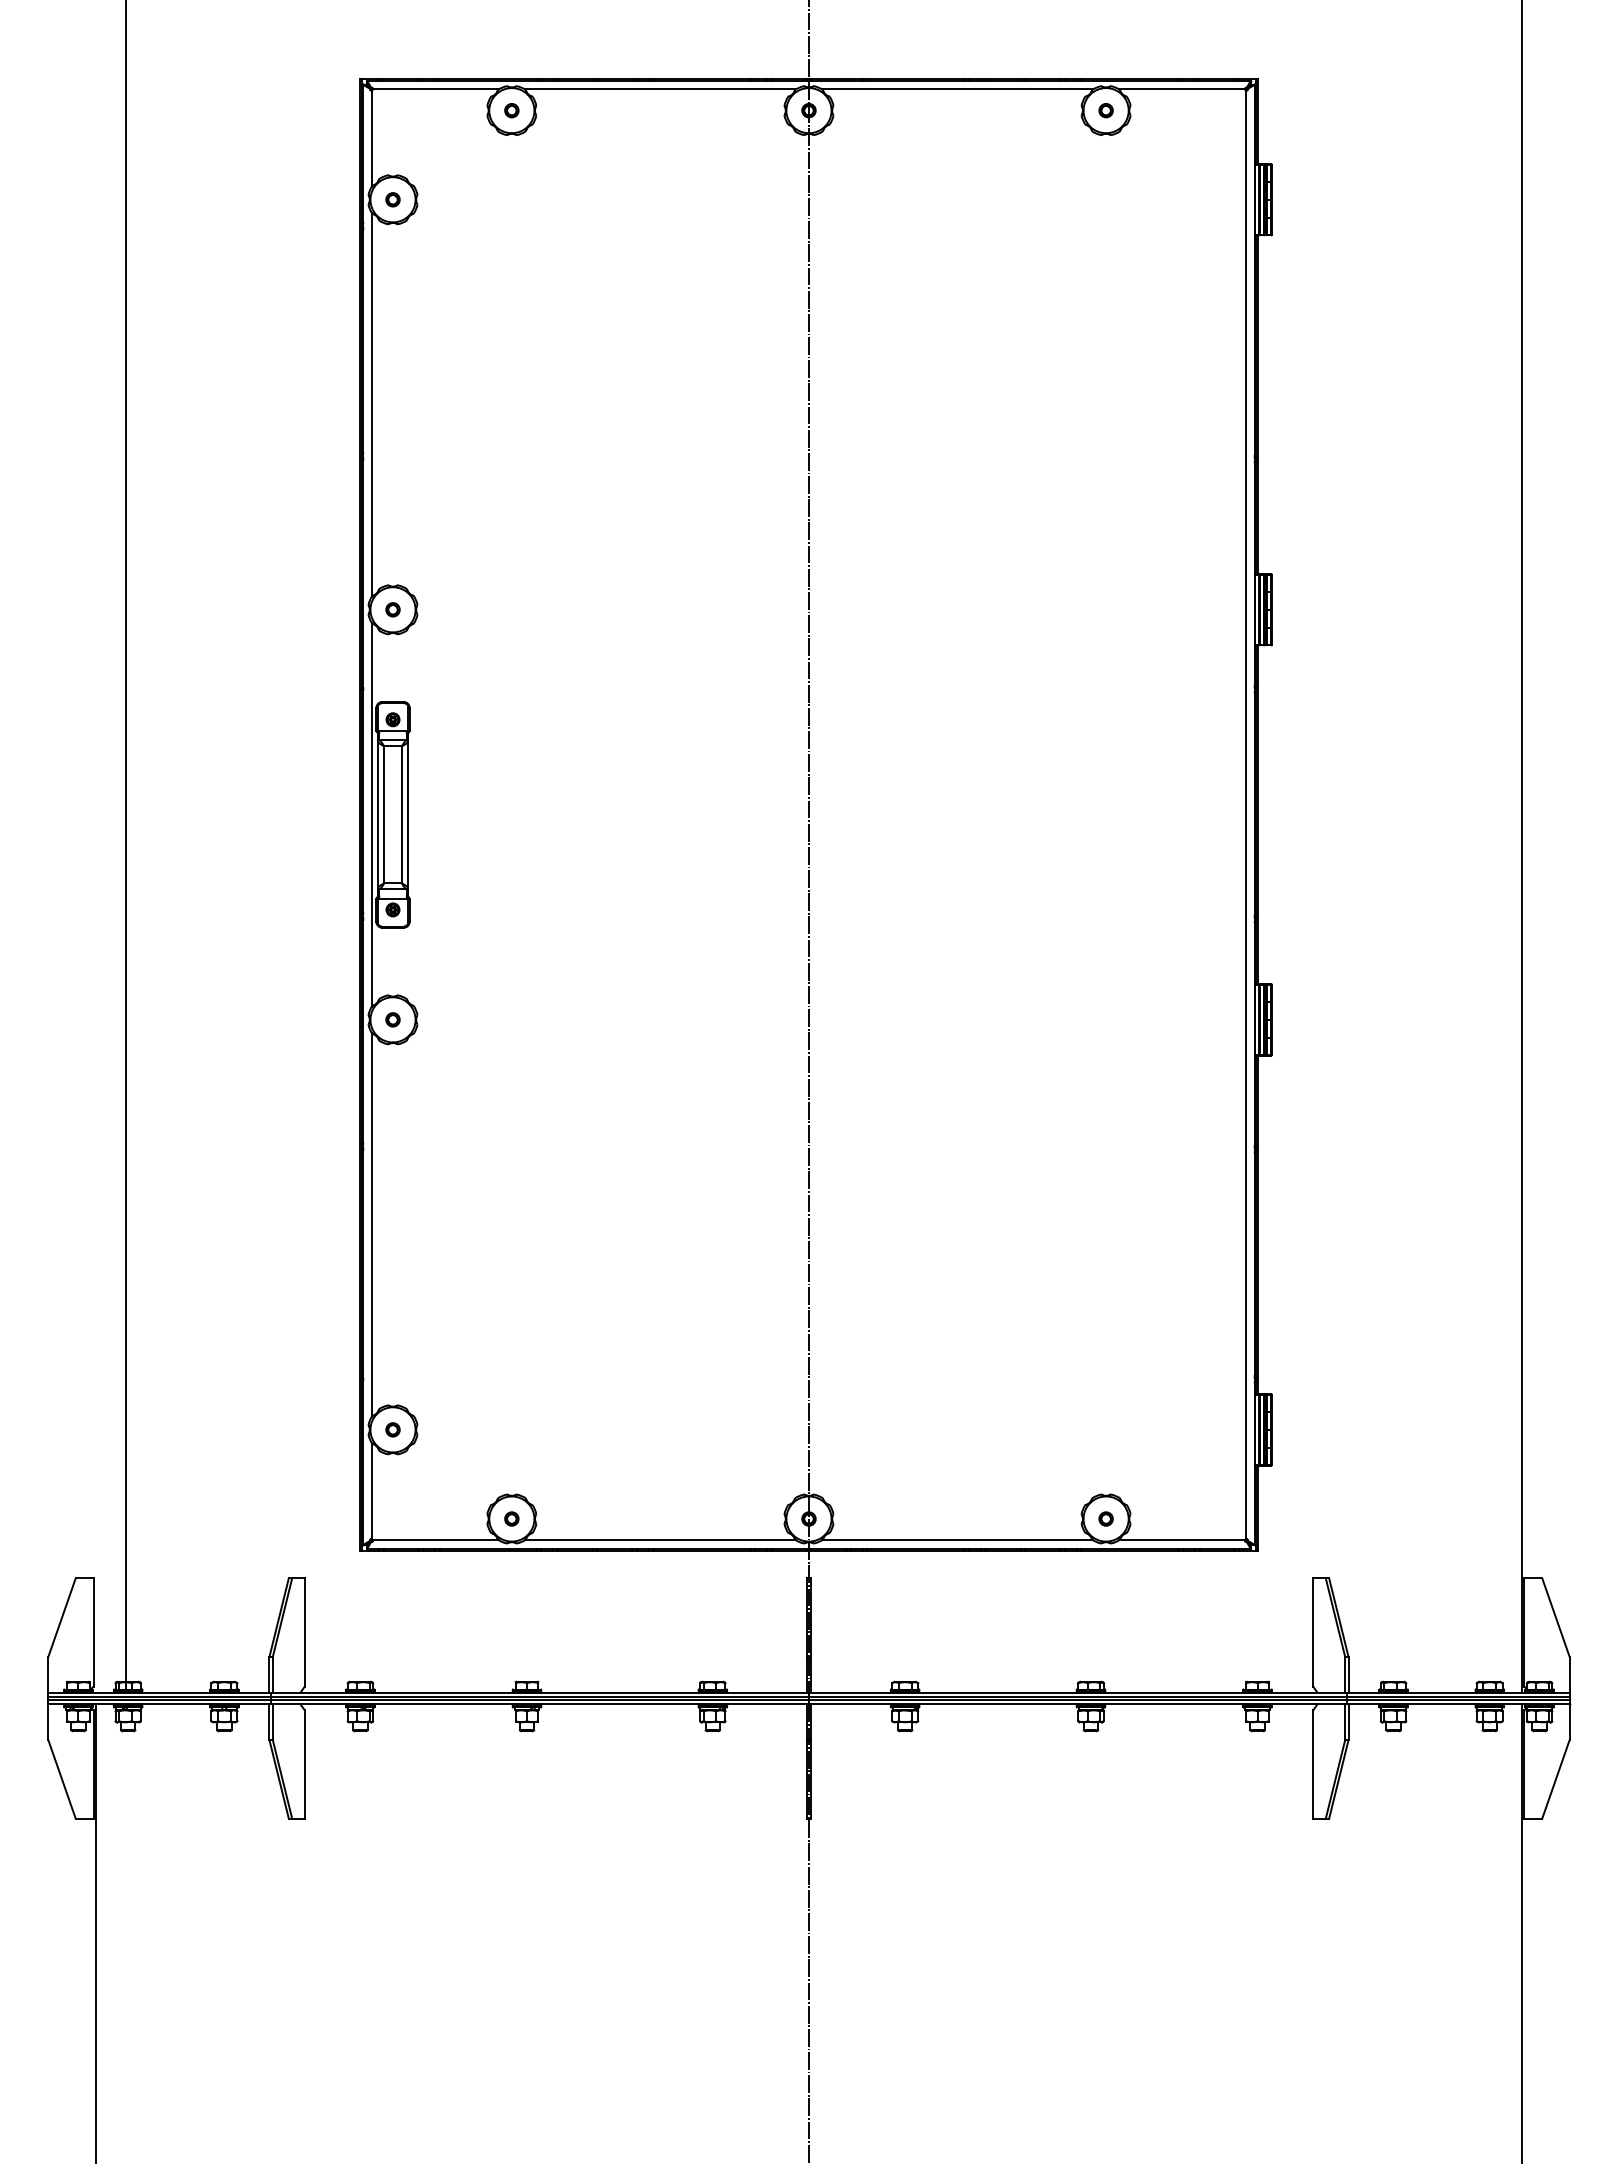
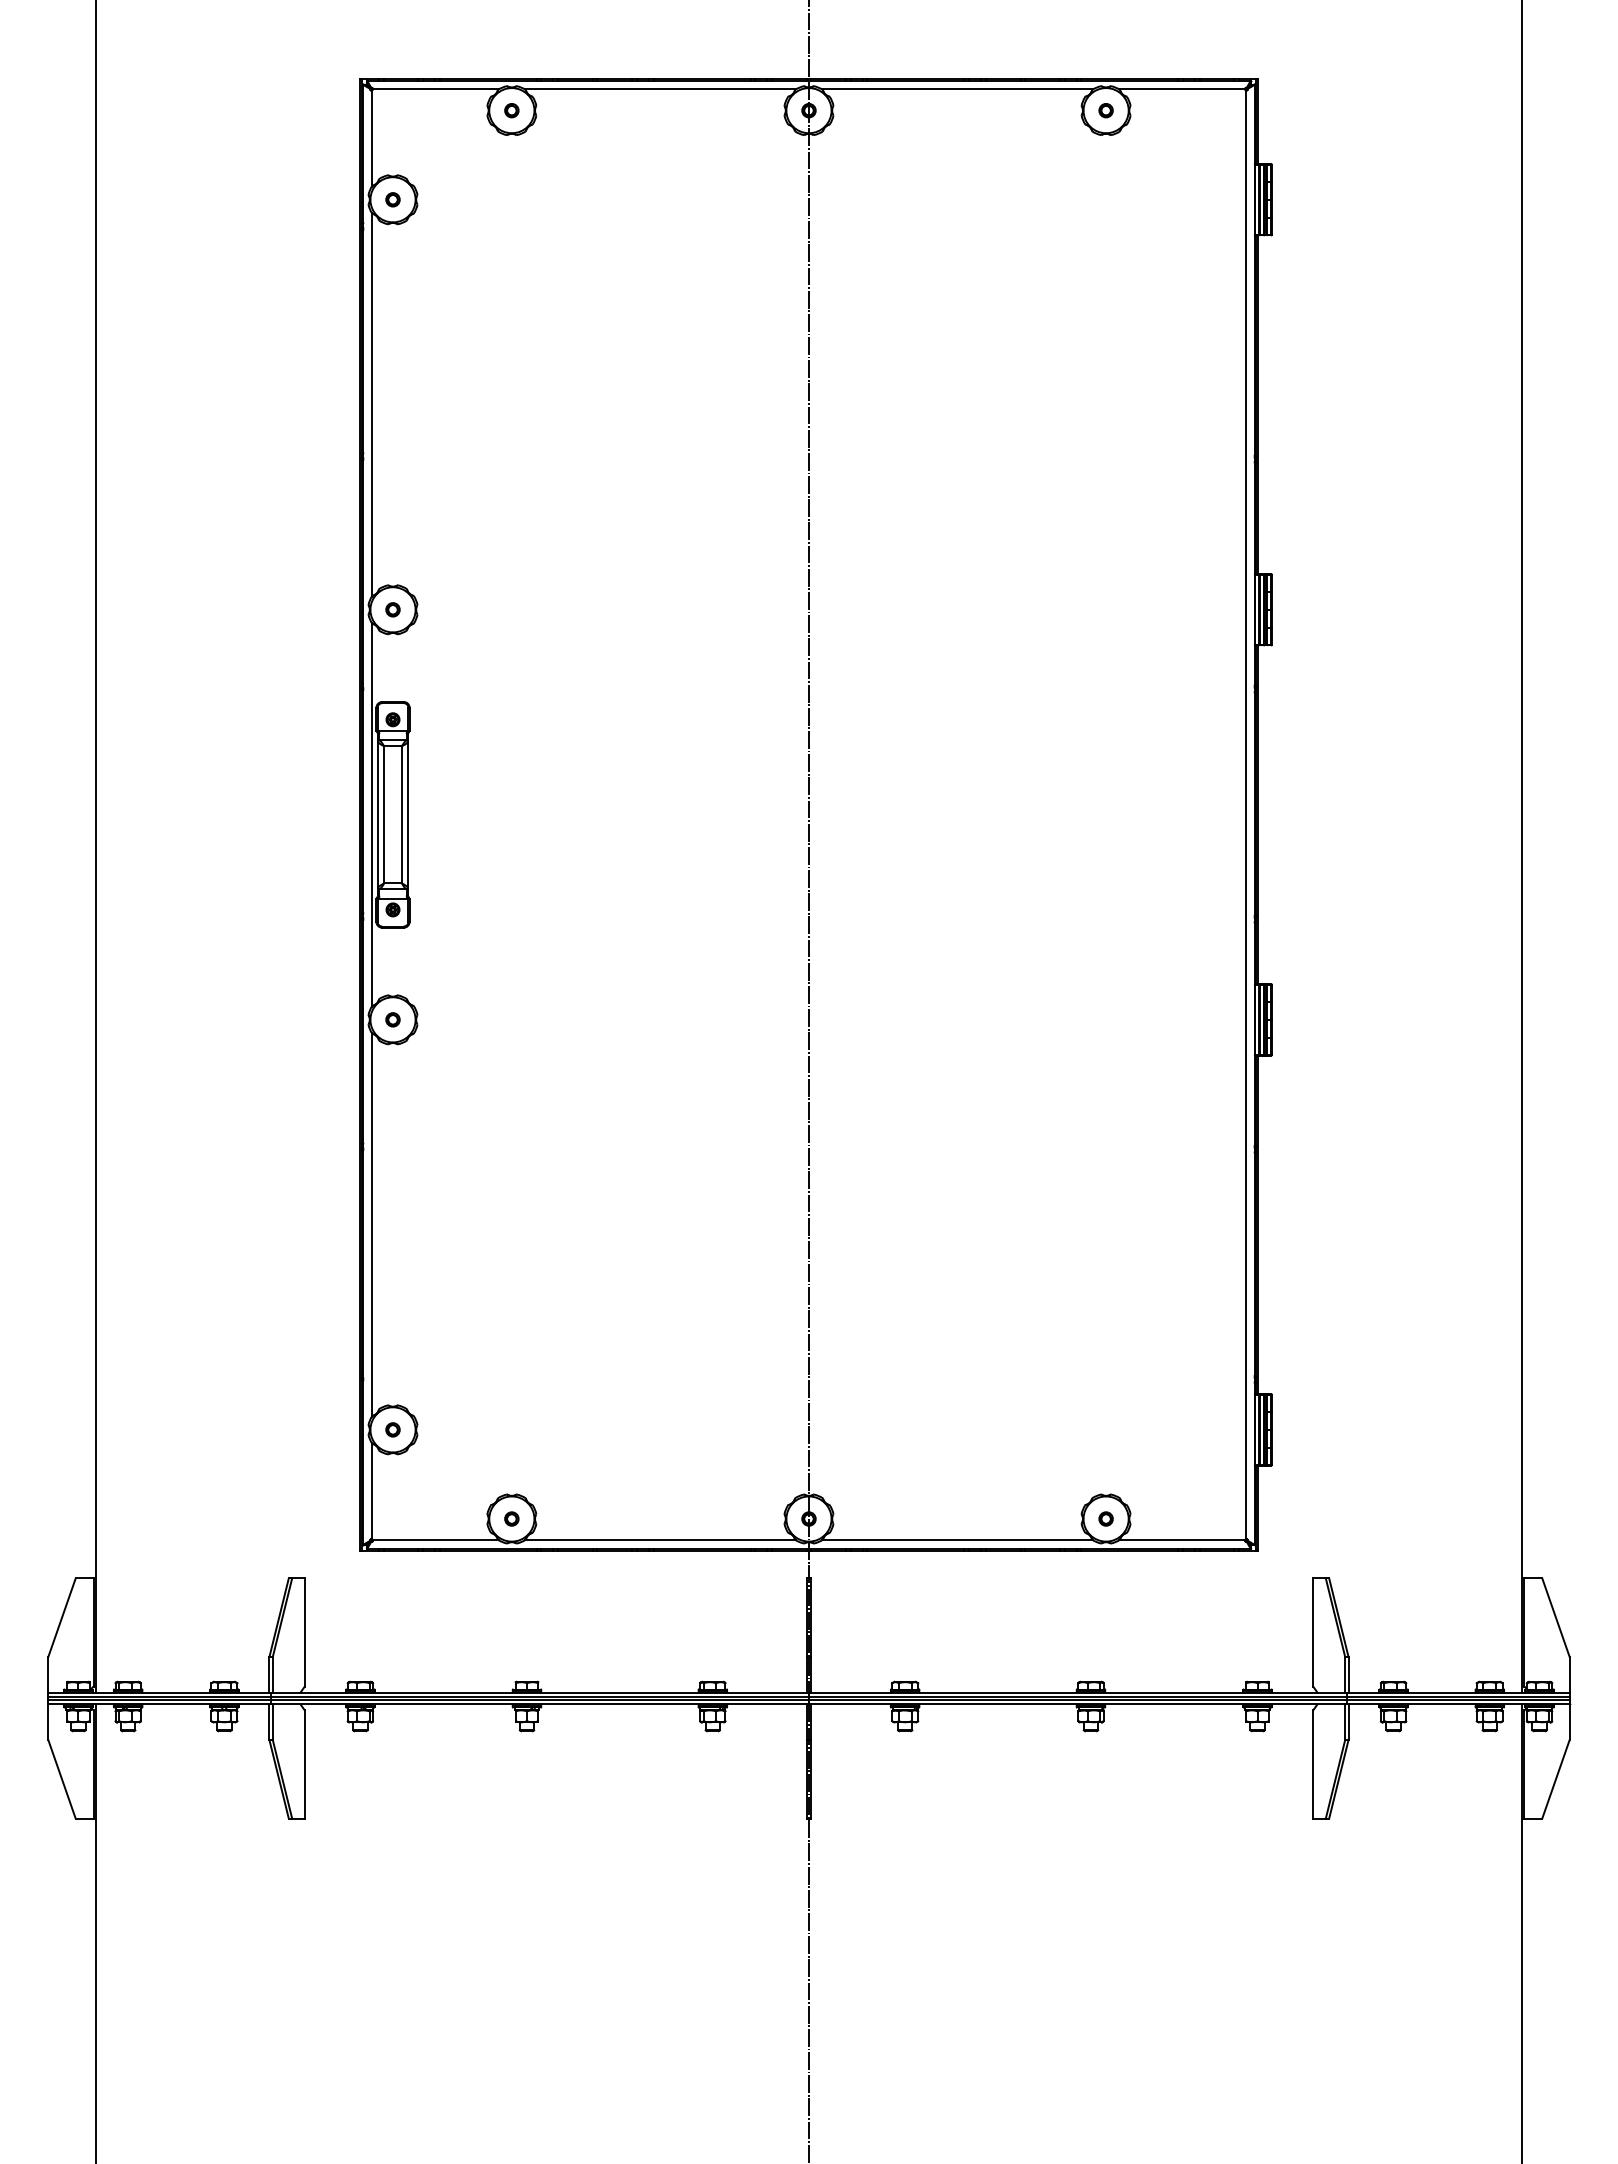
line position: (125, 847) -> (95, 847) (95, 847)
